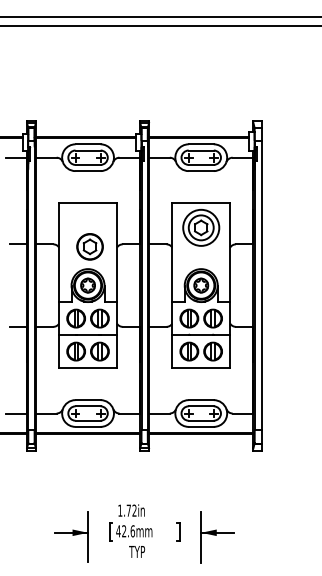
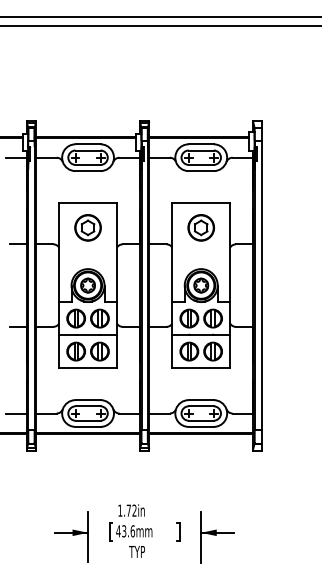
circle diameter: 36 px -> 26 px (201, 227)
part position: (89, 246) -> (87, 227) (87, 227)
text: 42.6mm -> 43.6mm (124, 531)
